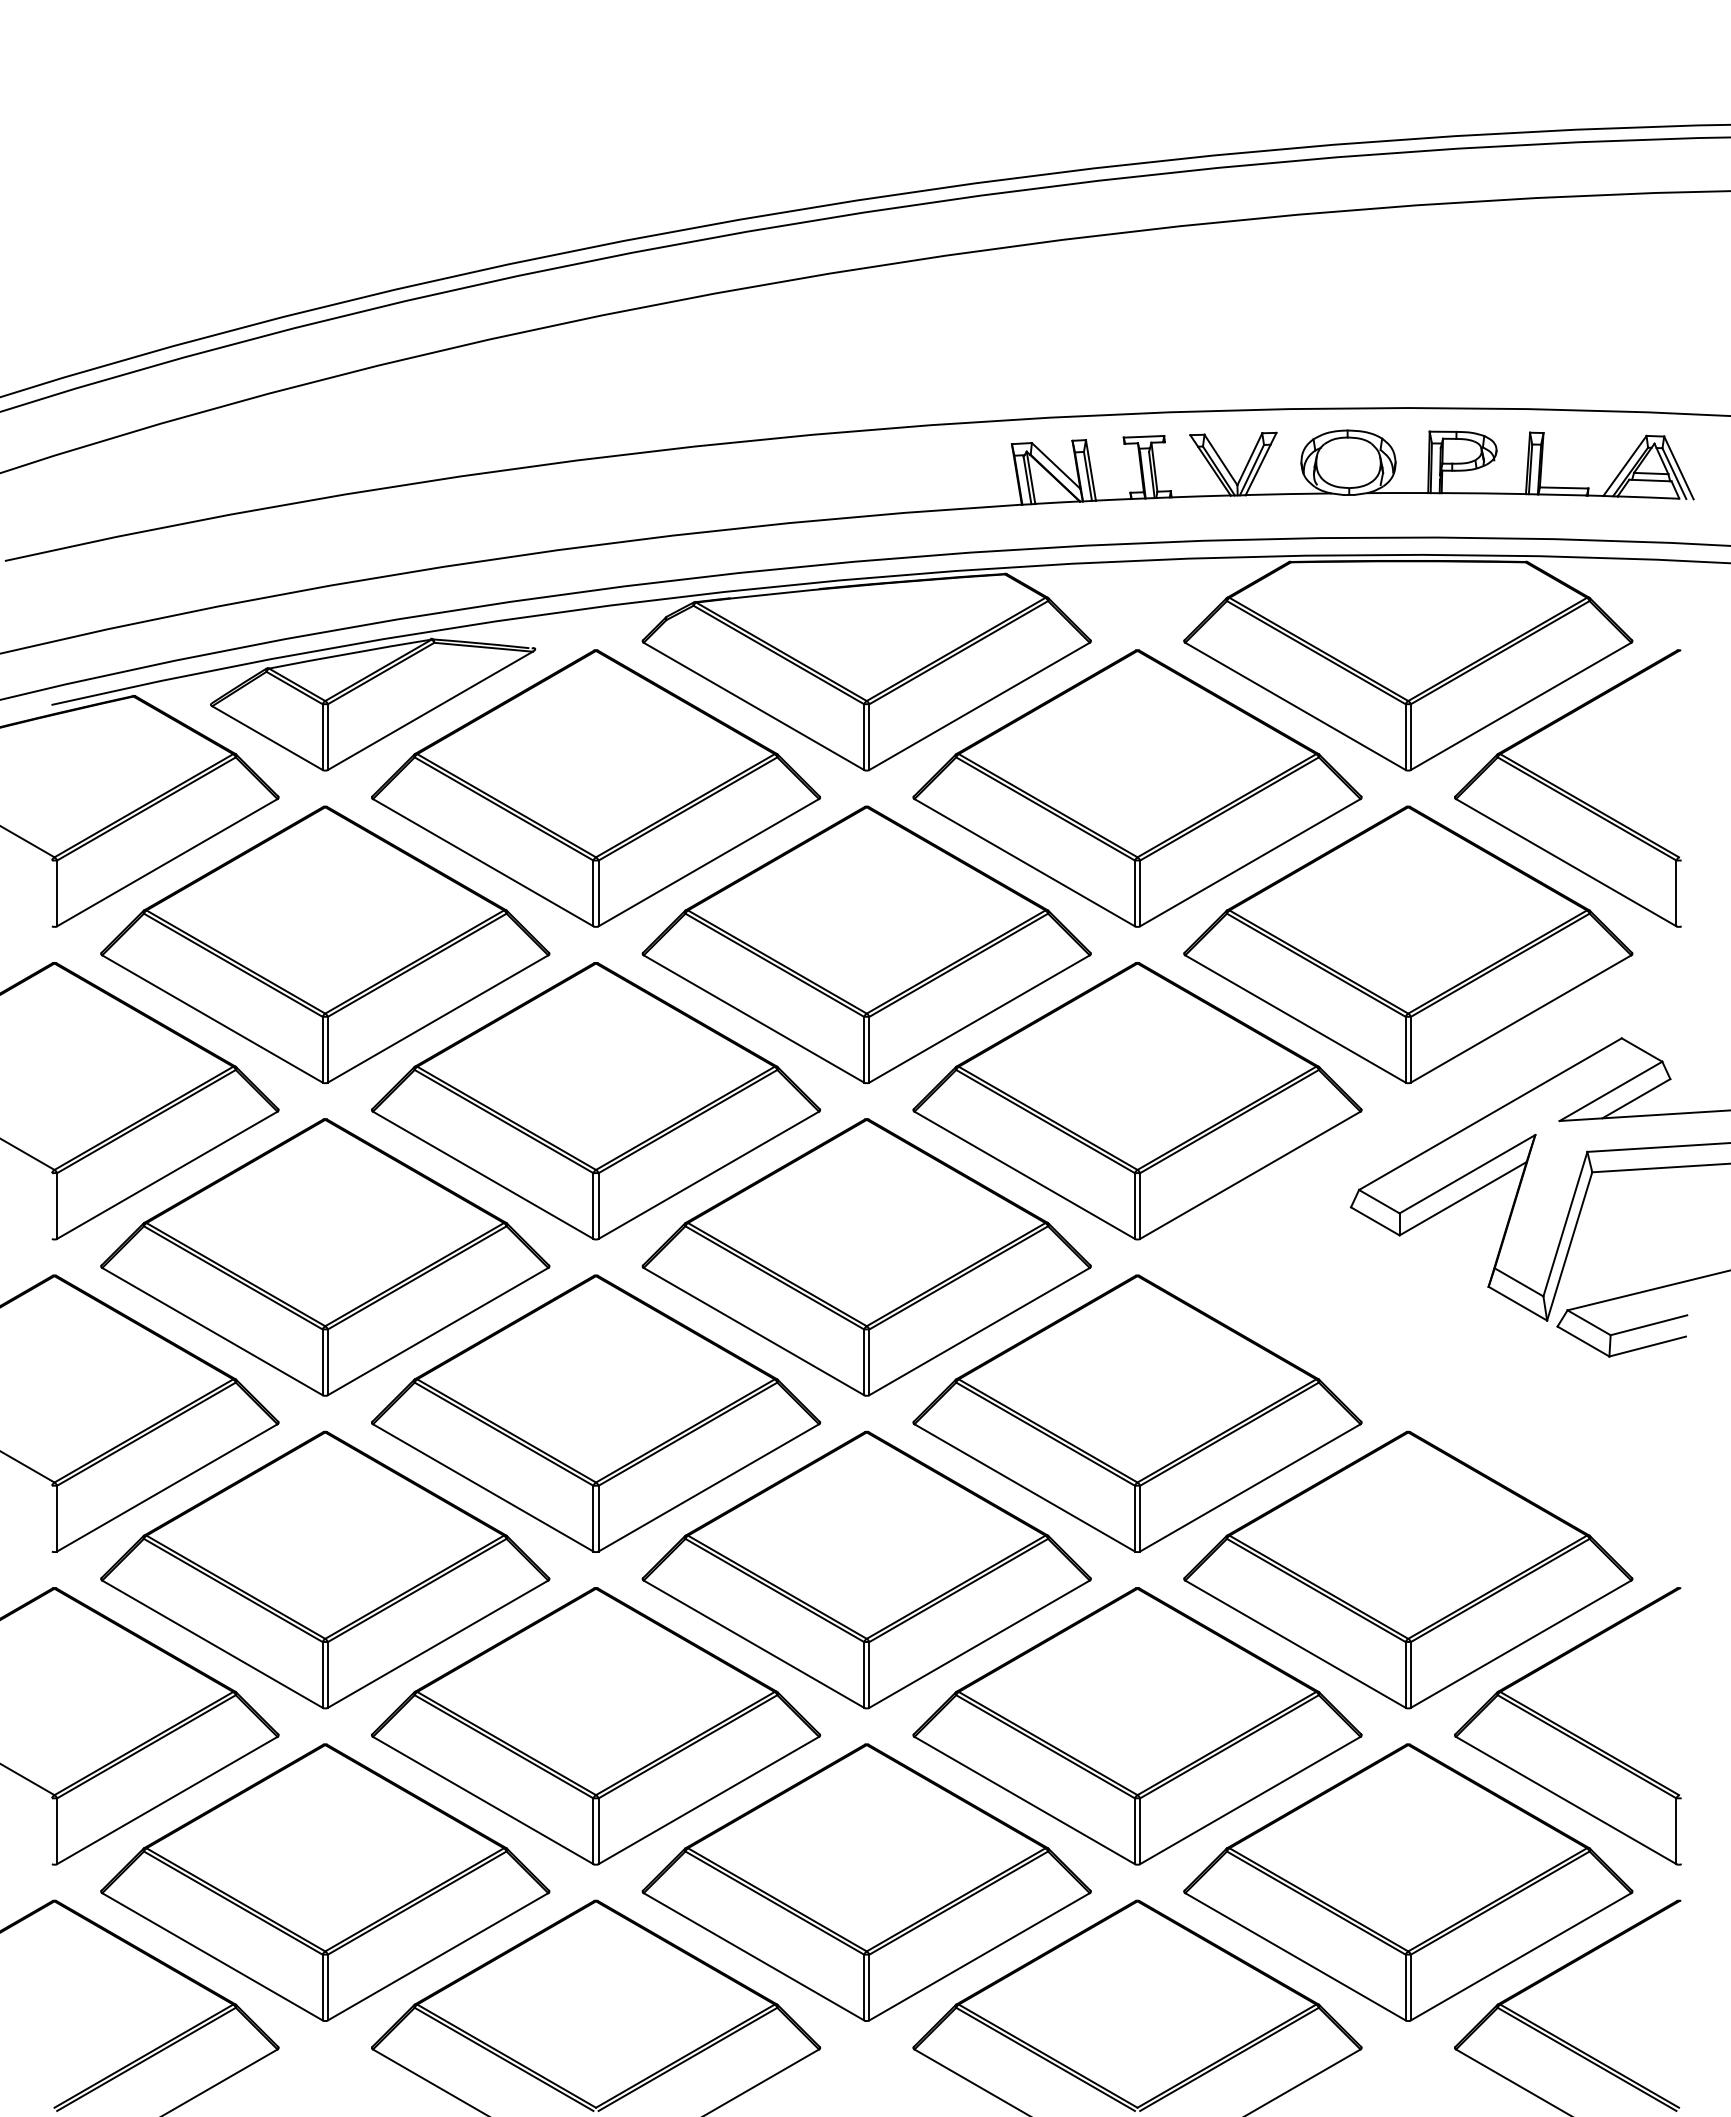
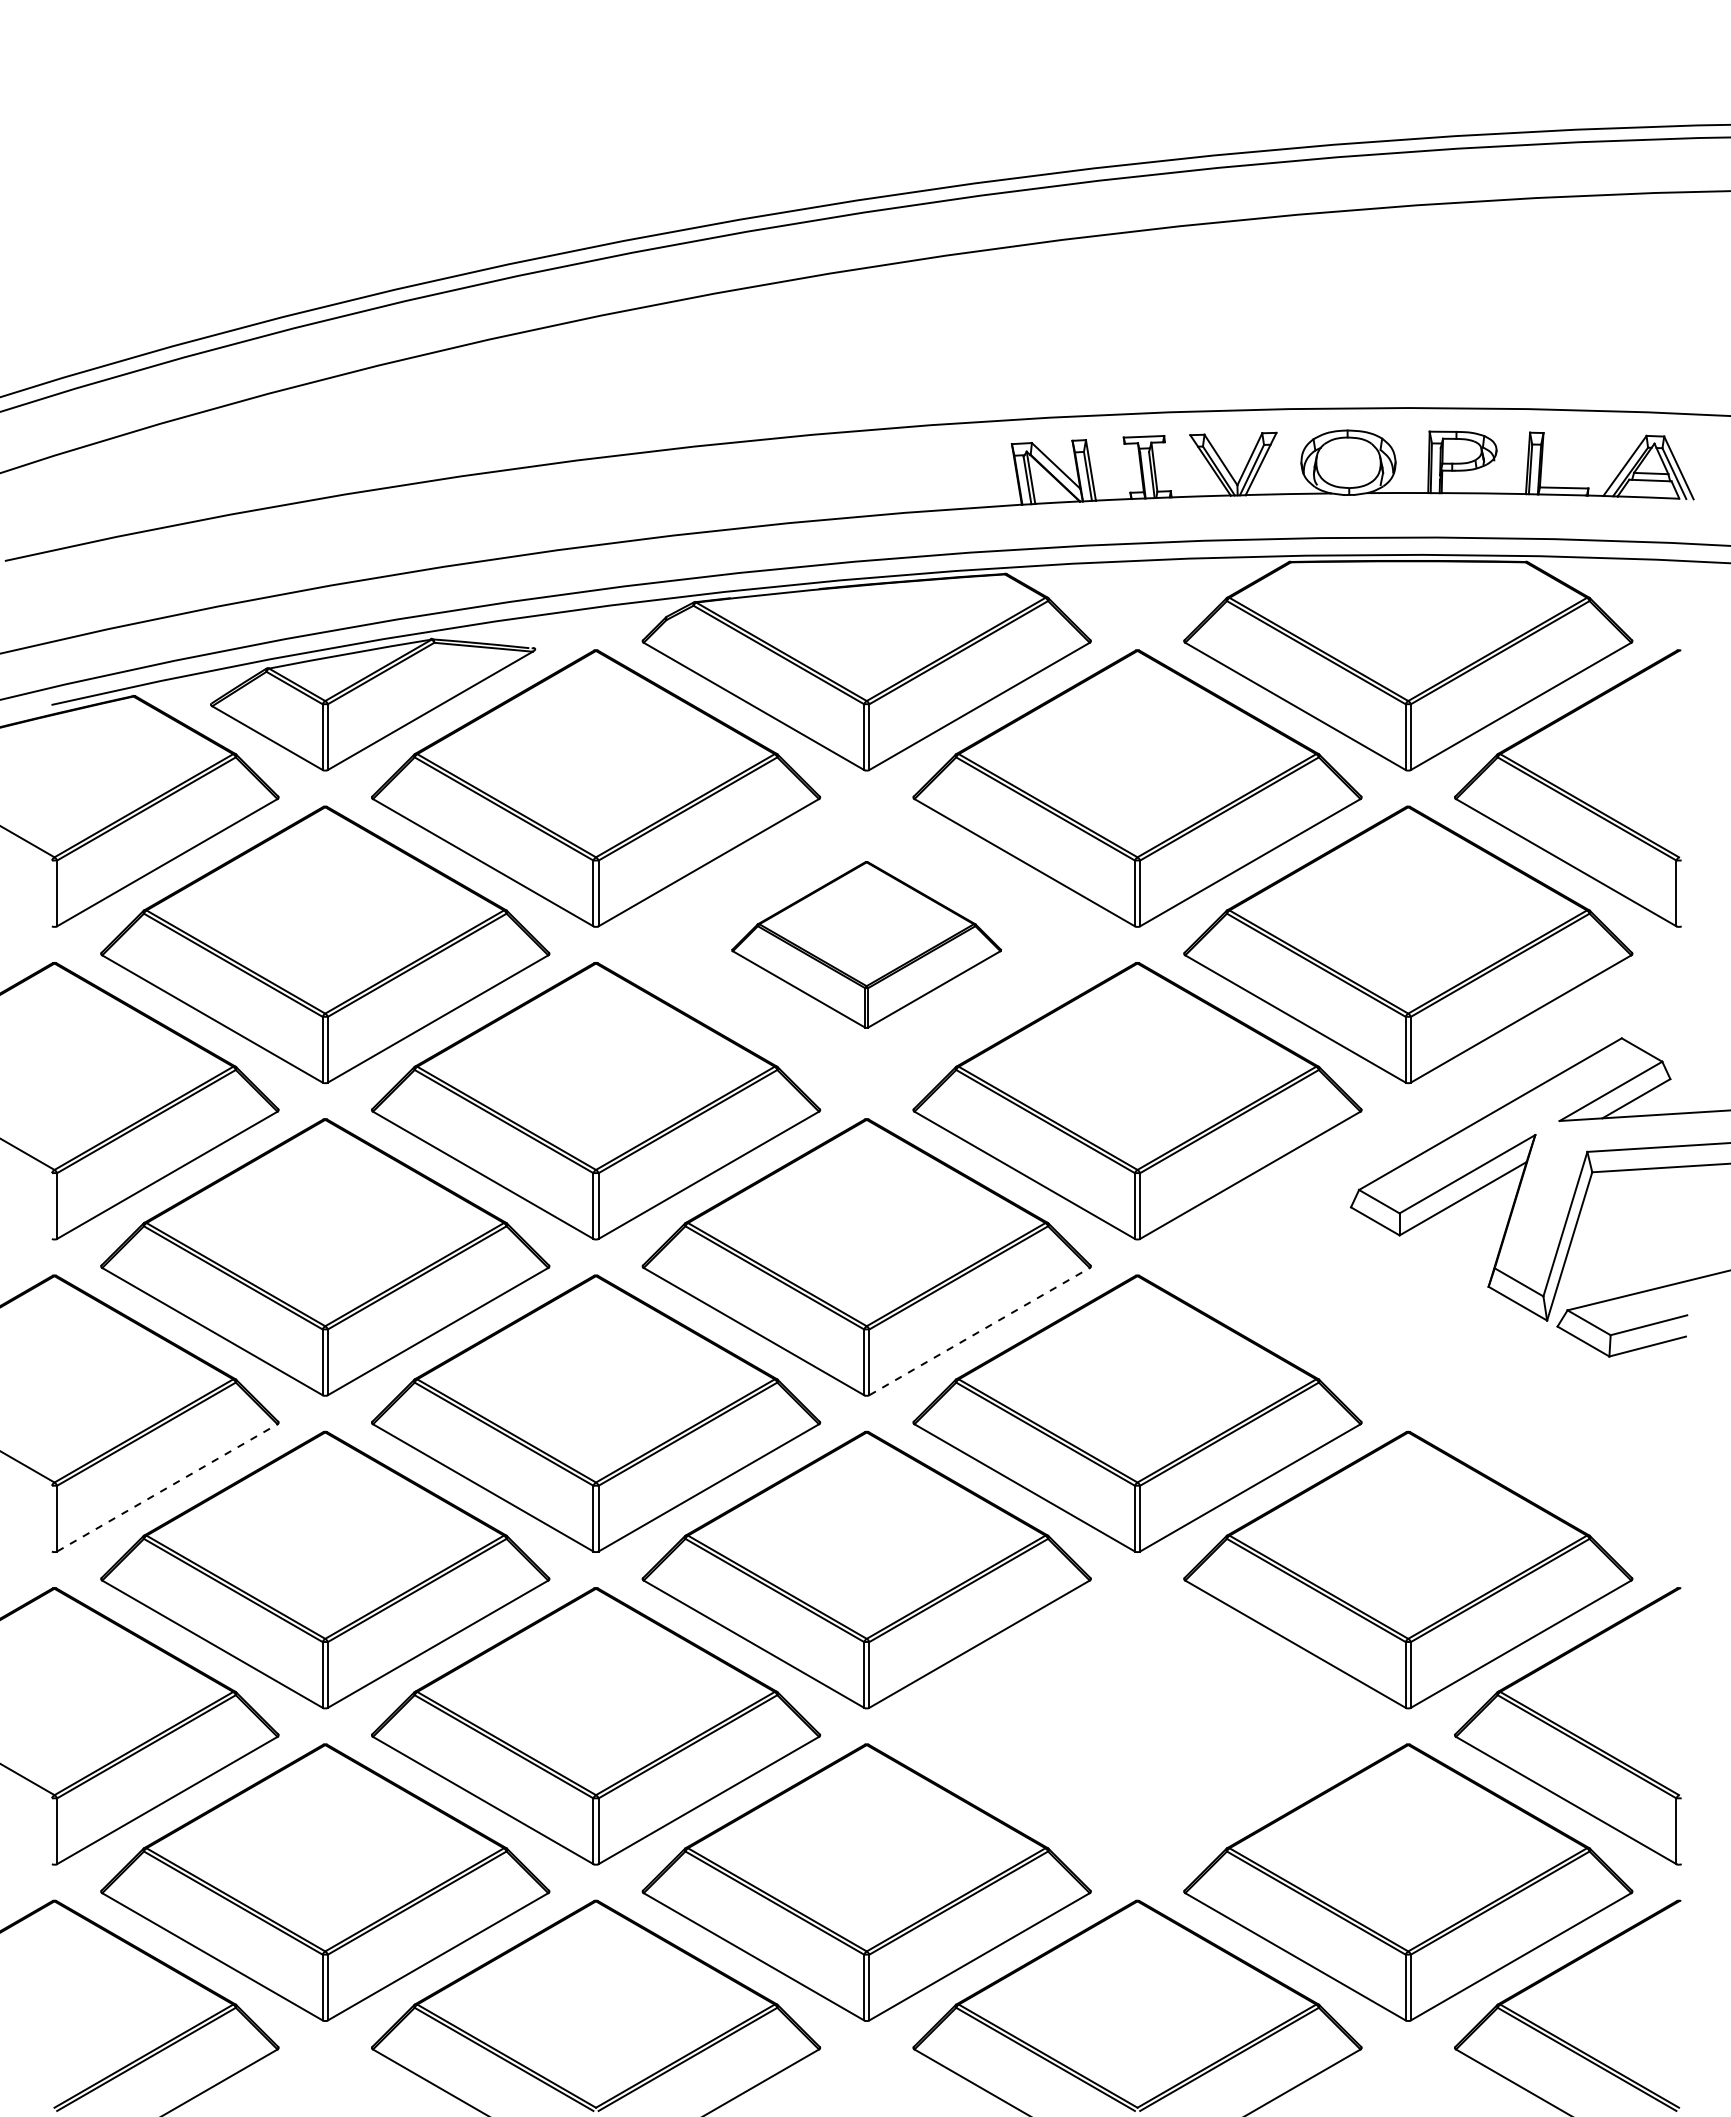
part size: 451x280 px -> 271x168 px (866, 944)
line: solid -> dashed (980, 1331)
line: solid -> dashed (167, 1487)
part: present -> none (1137, 1726)
